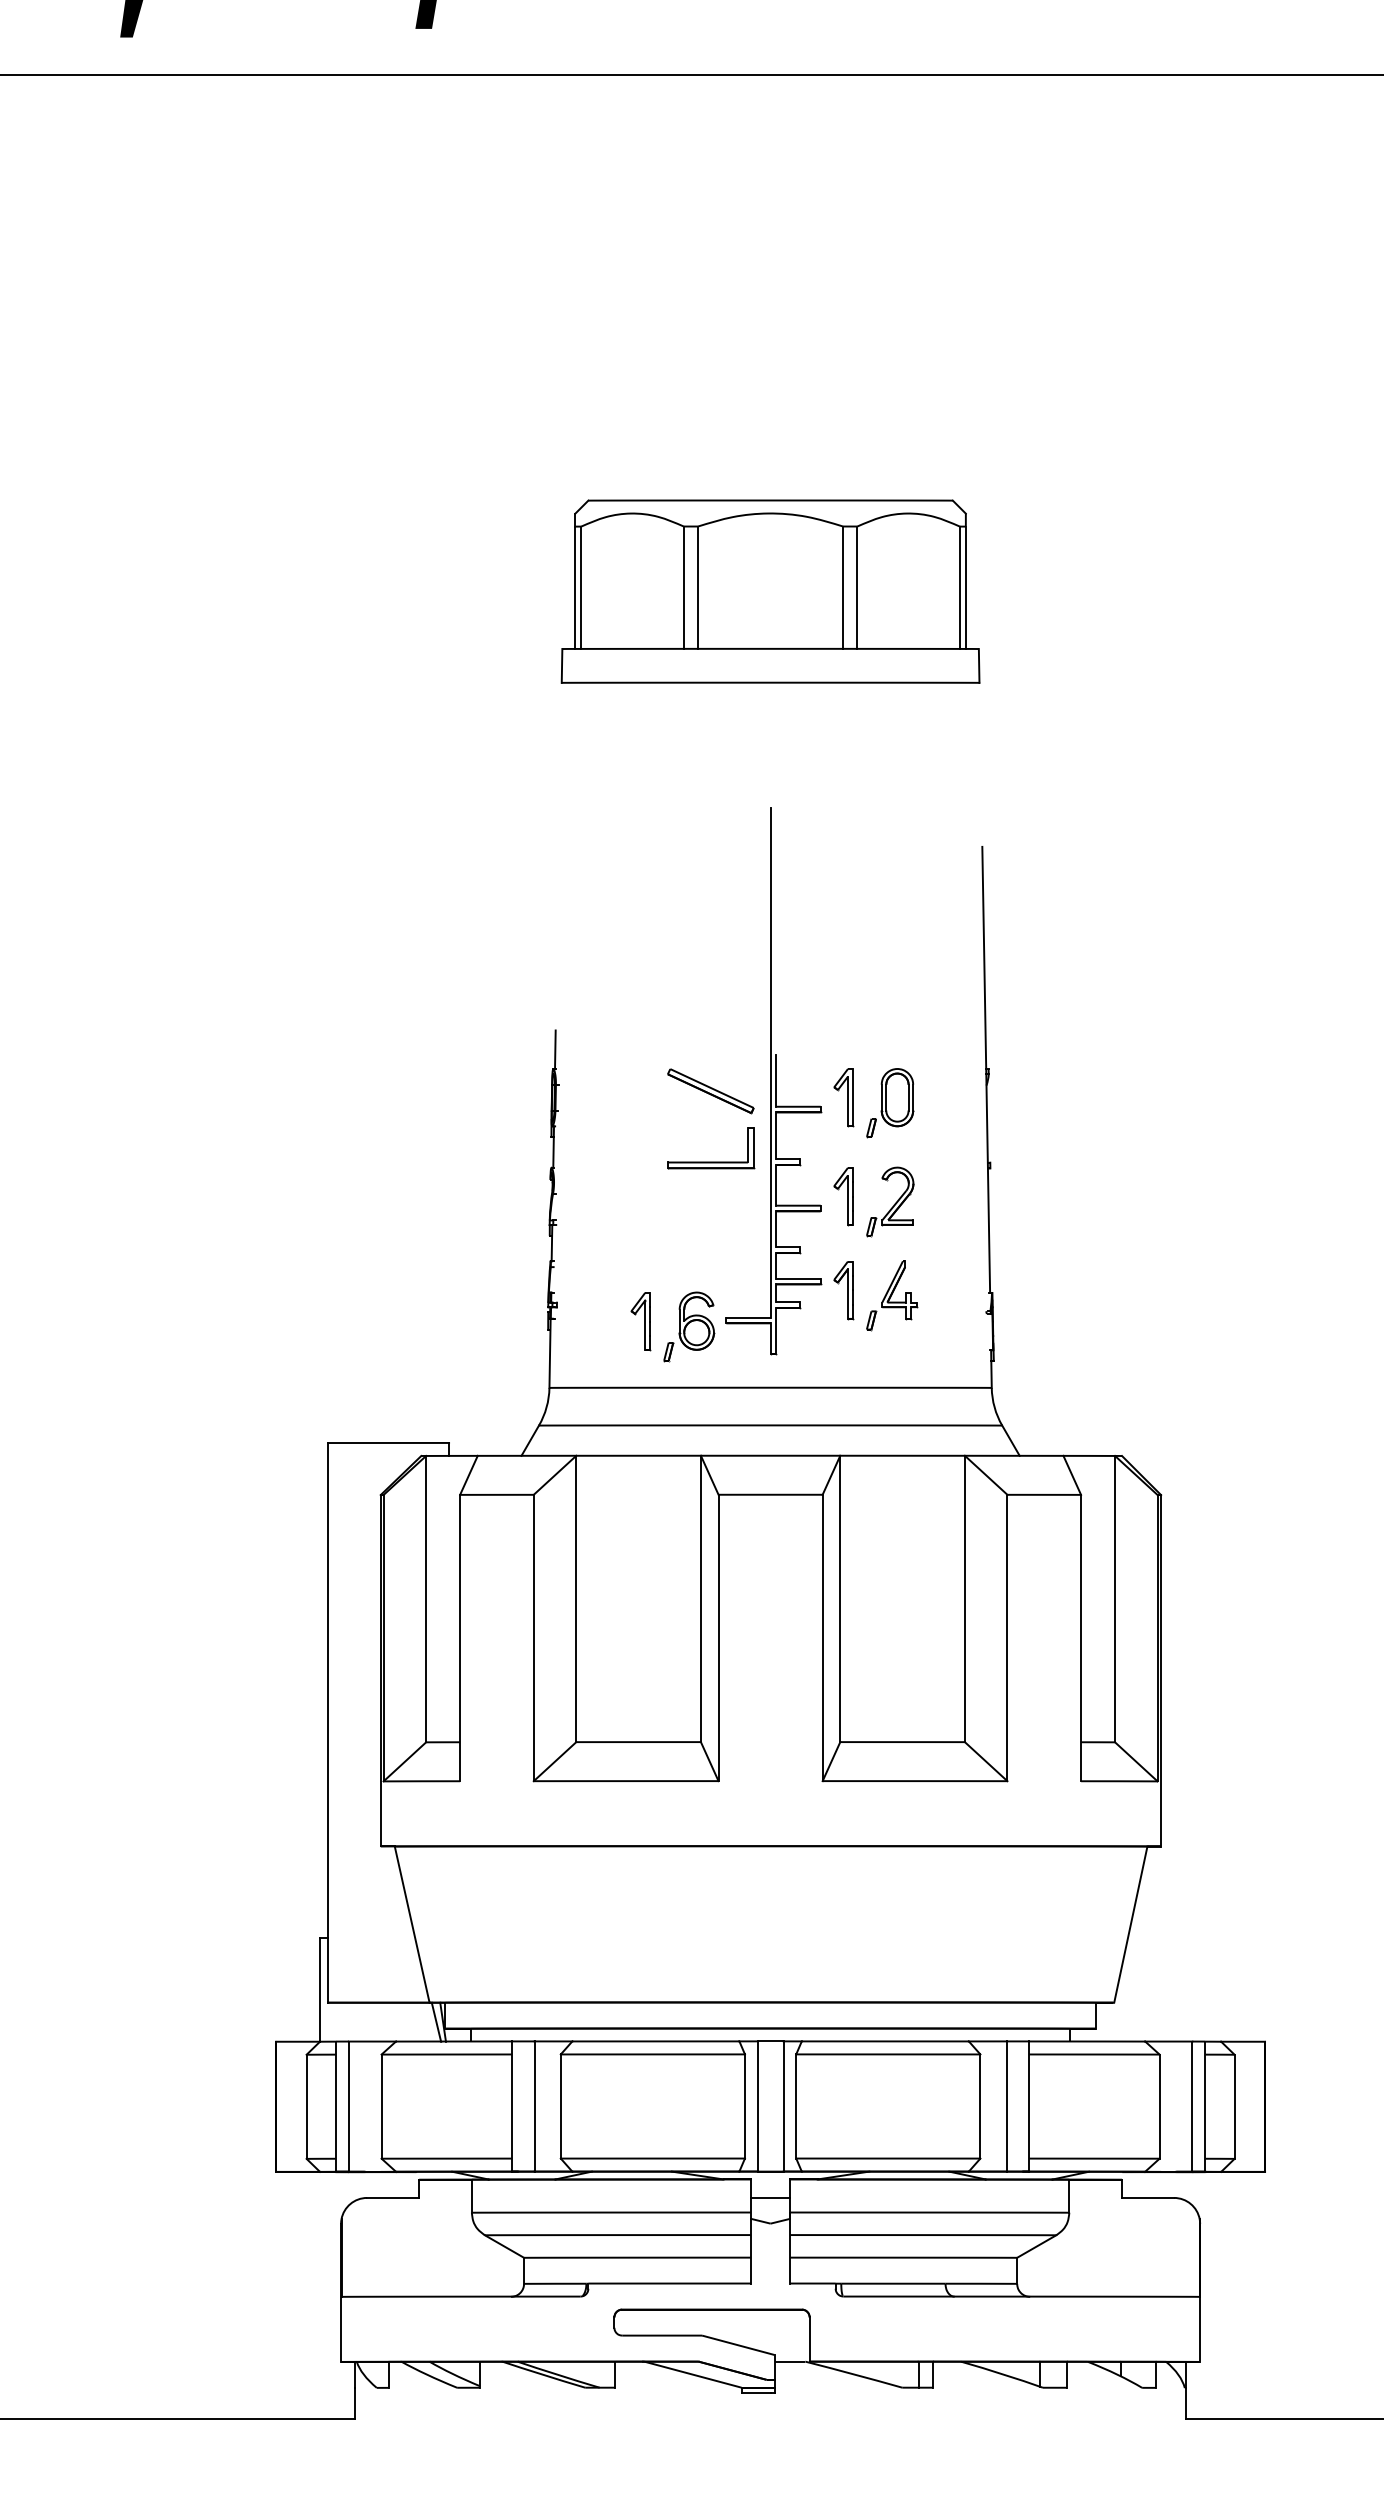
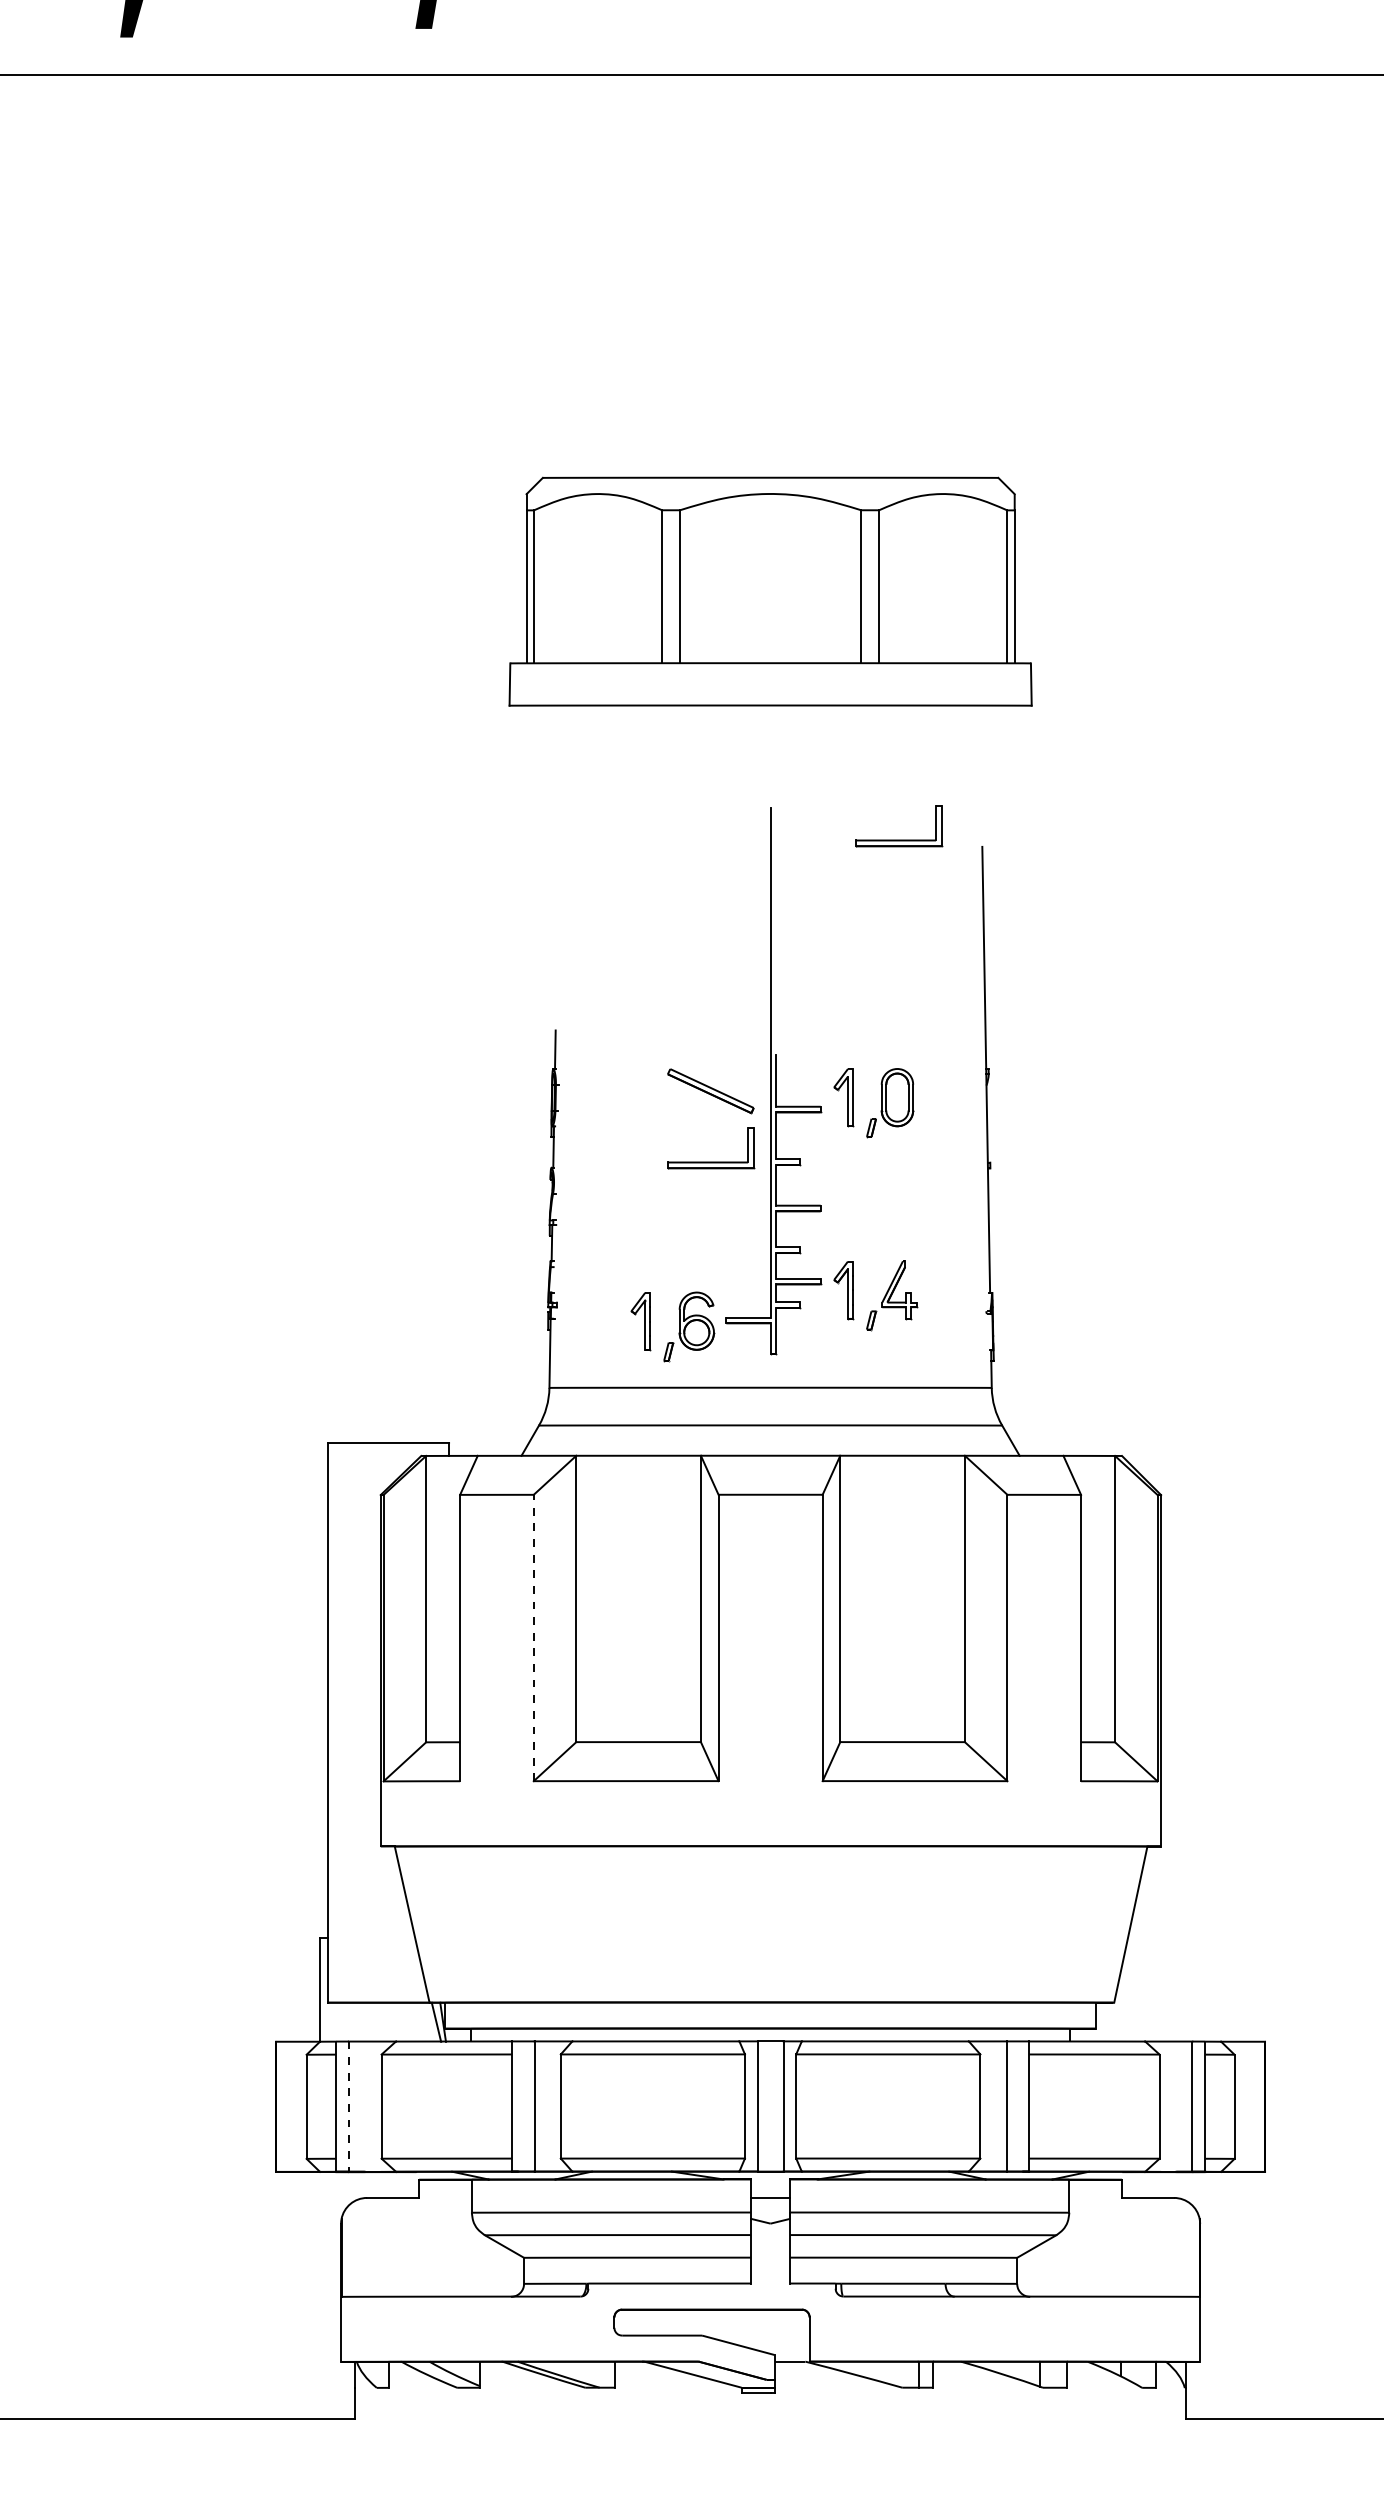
part size: 421x185 px -> 525x231 px (770, 591)
part: none -> present (899, 839)
part: present -> none (843, 1196)
part: present -> none (890, 1201)
line: solid -> dashed (533, 1637)
line: solid -> dashed (348, 2107)
